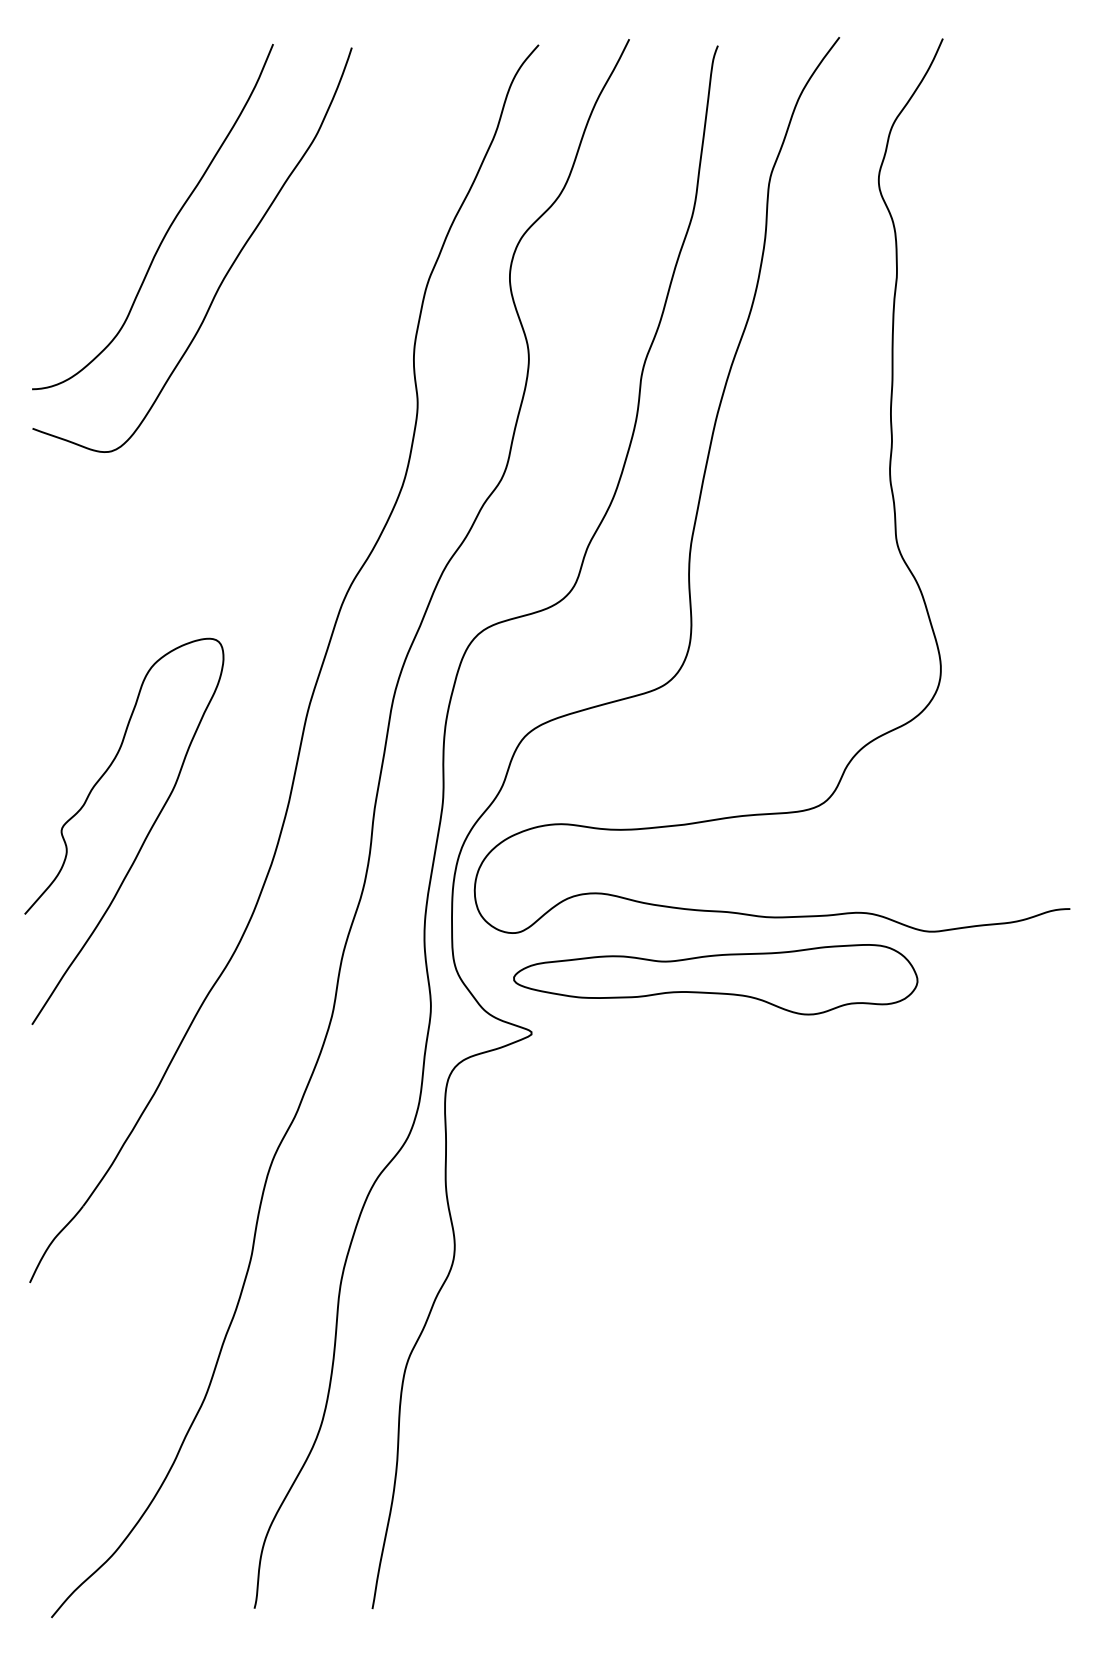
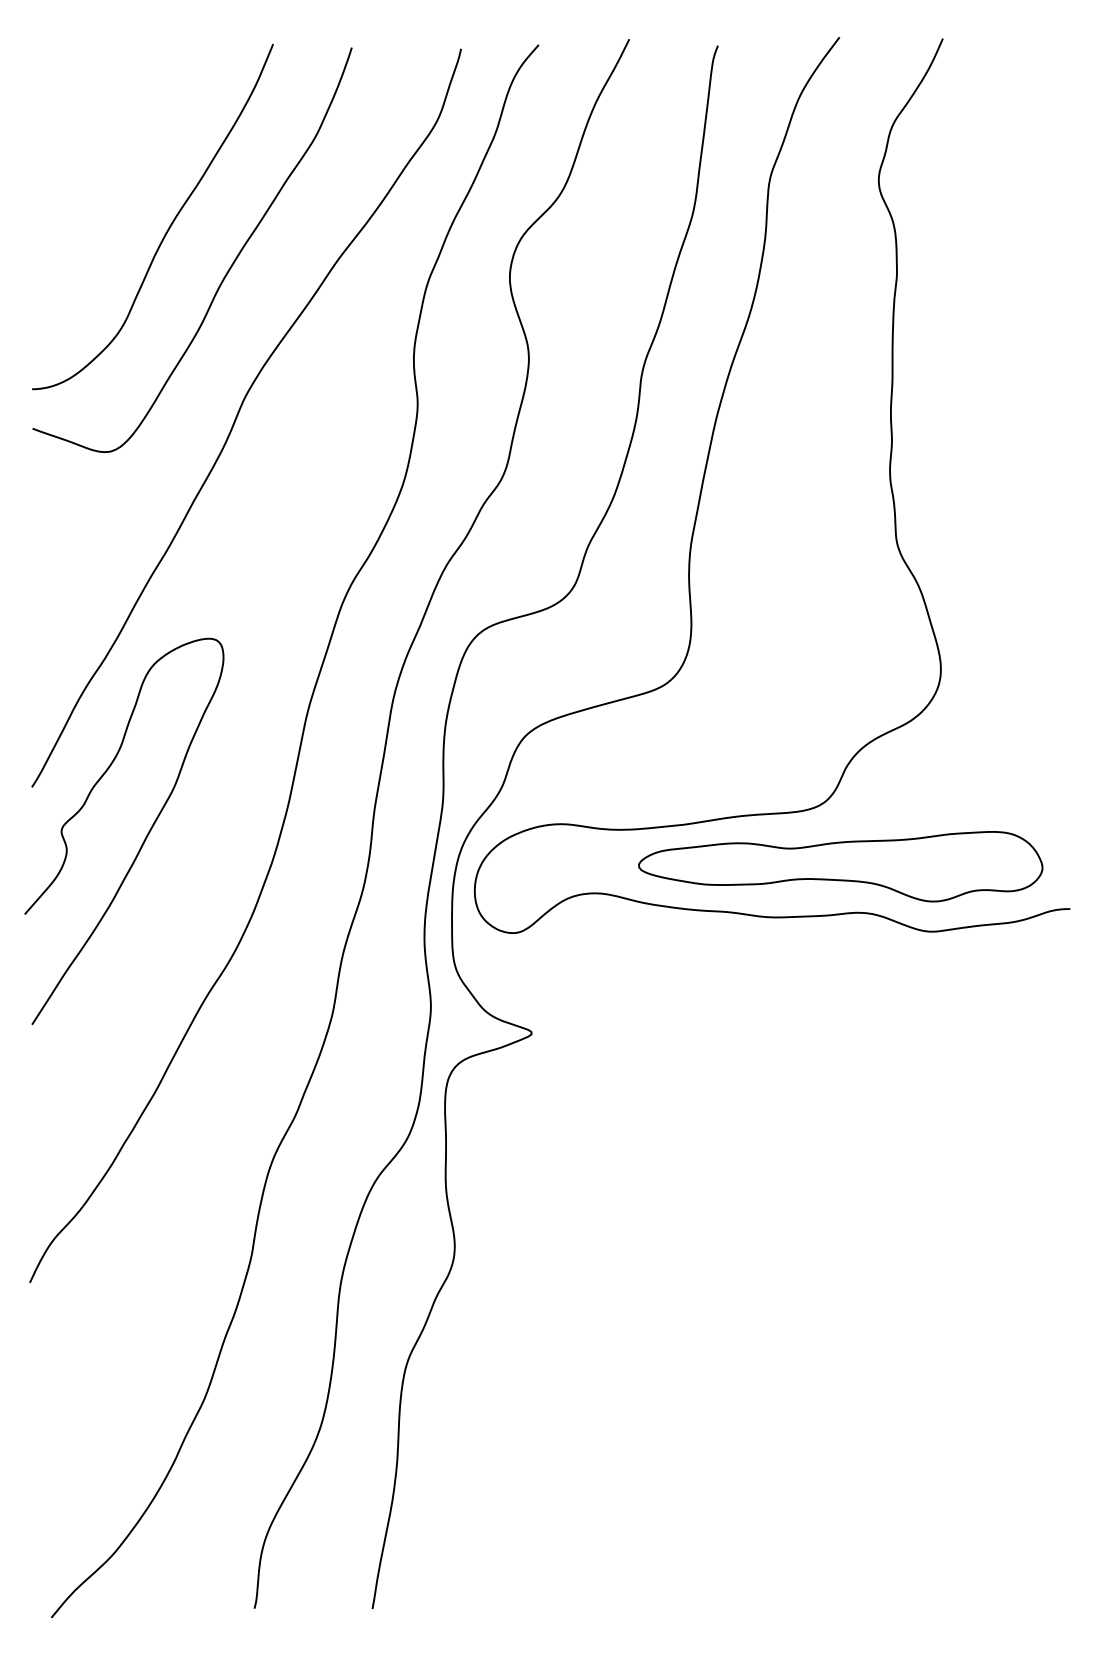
curve: none -> present (239, 413)
part position: (715, 979) -> (840, 866) (840, 866)
